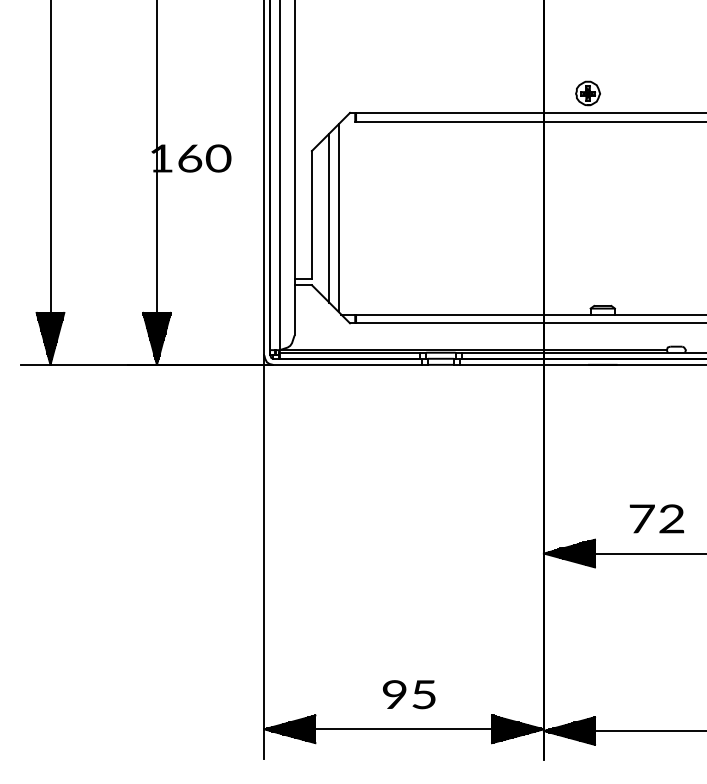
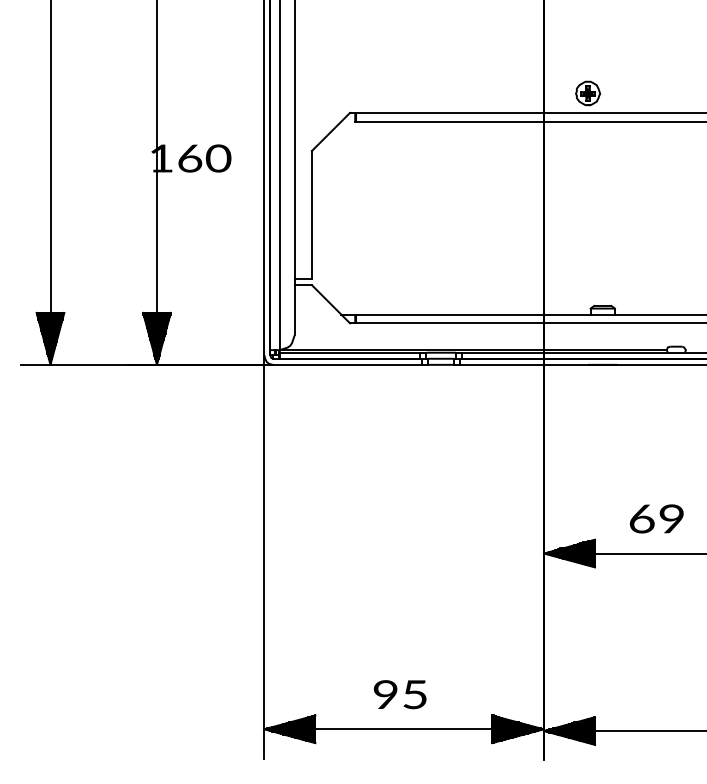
line: present -> none (329, 217)
line: present -> none (338, 217)
text: 72 -> 69 (656, 518)
text position: (409, 694) -> (400, 694) (400, 694)
